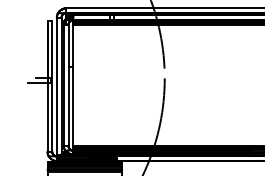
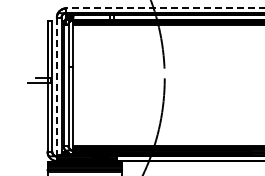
line: solid -> dashed (165, 8)
line: solid -> dashed (56, 86)
